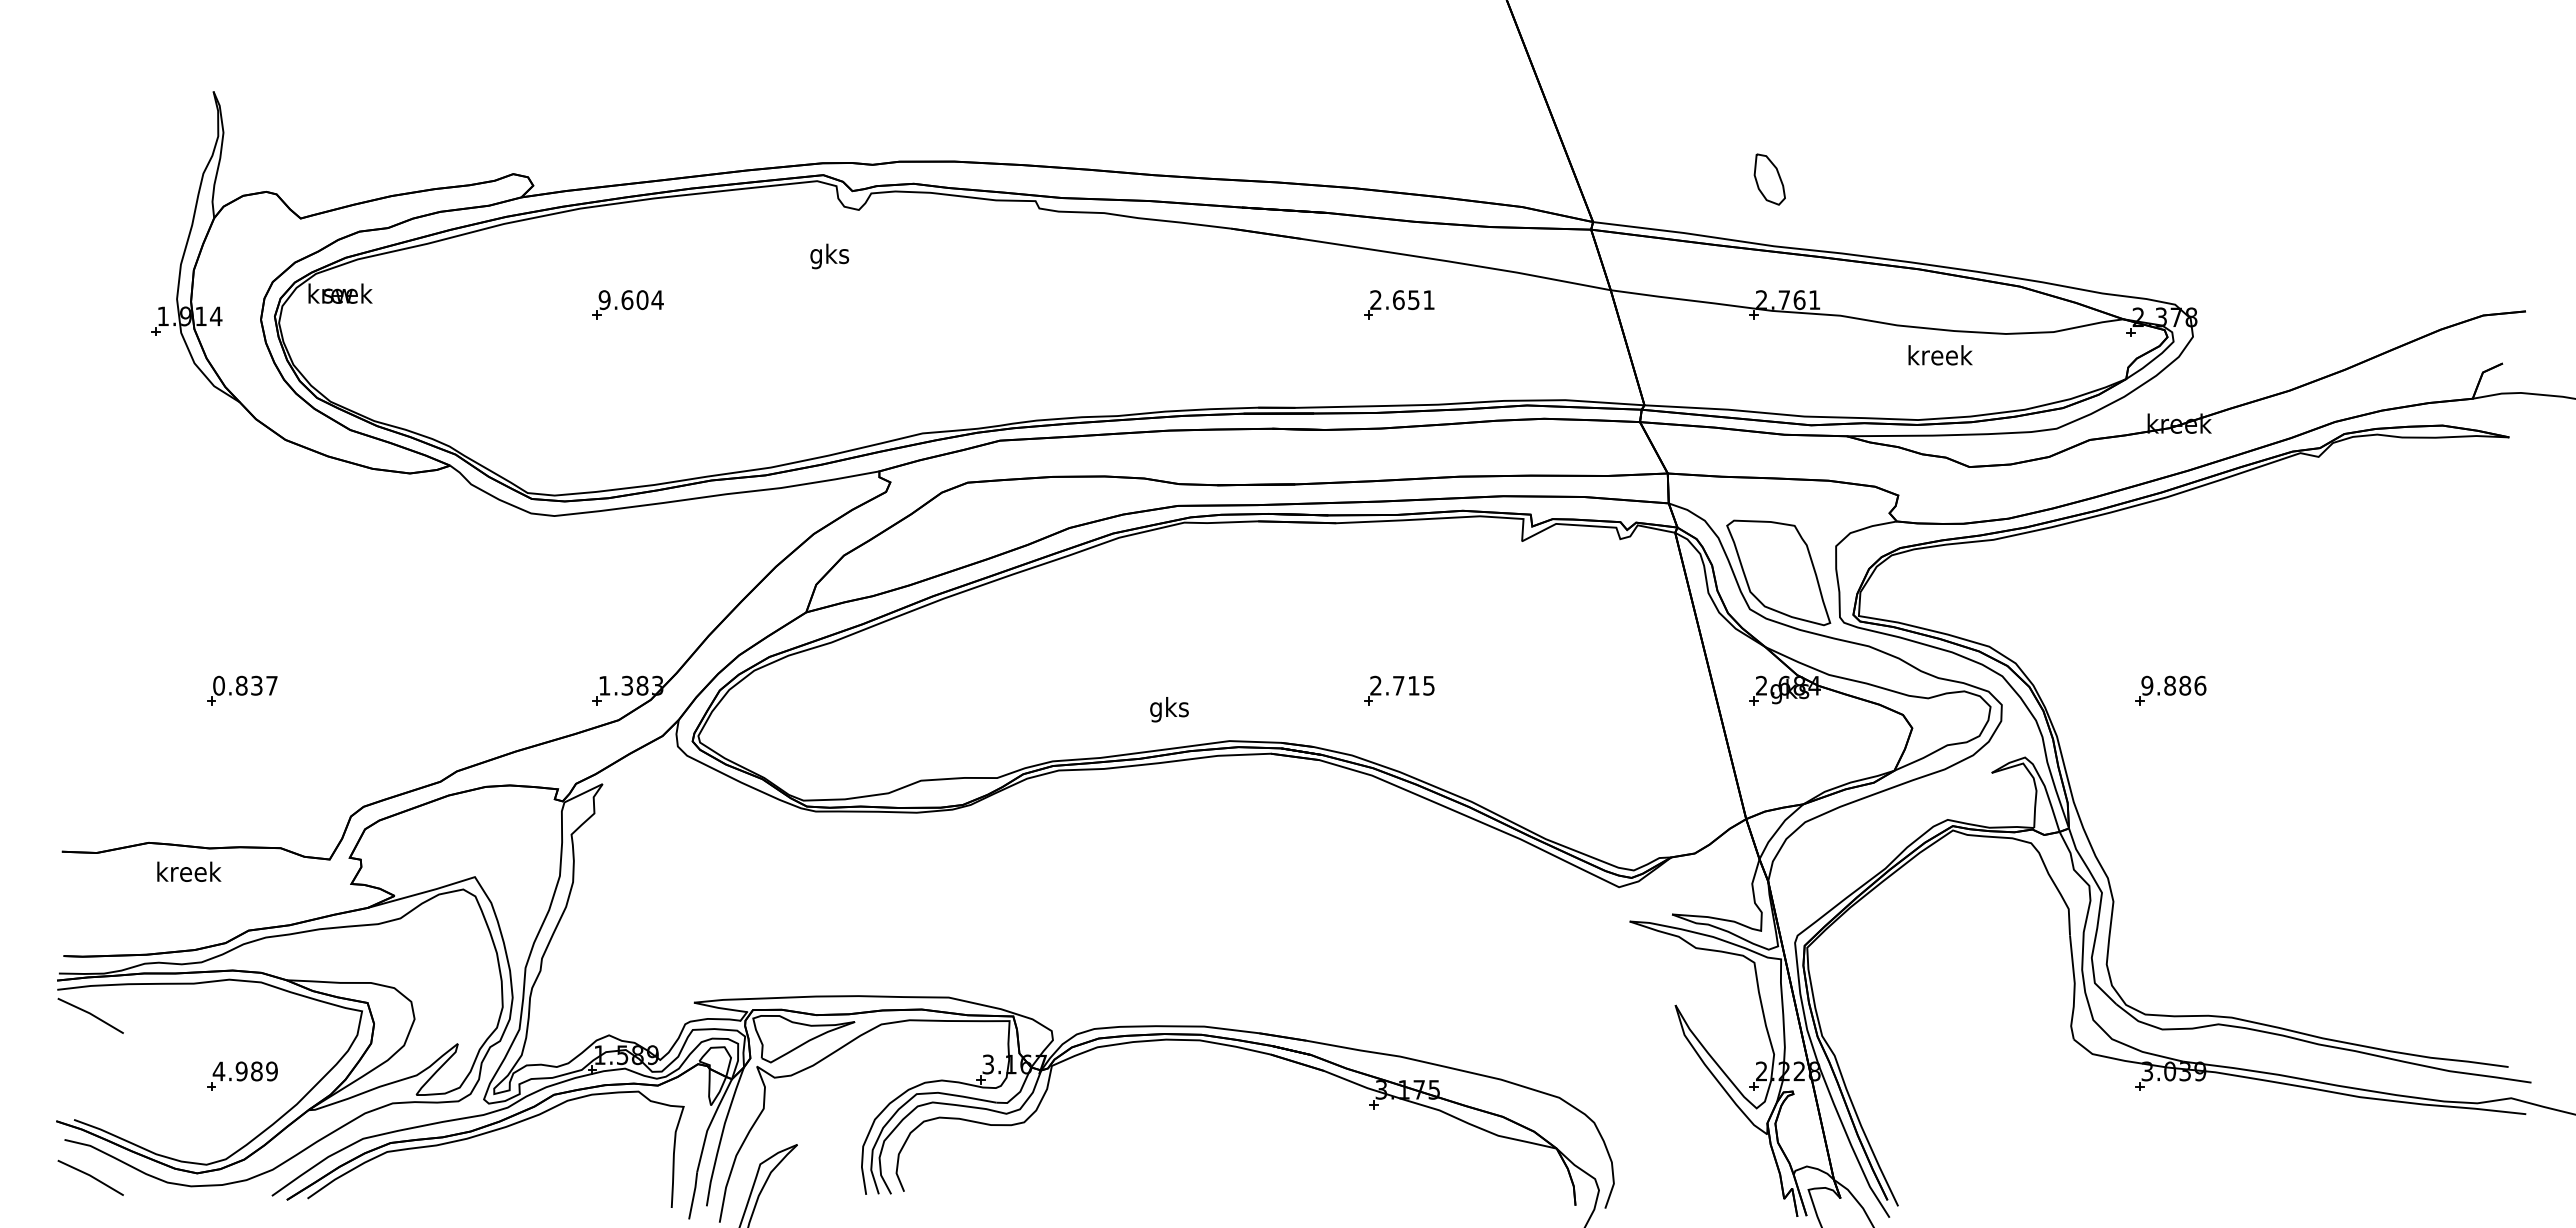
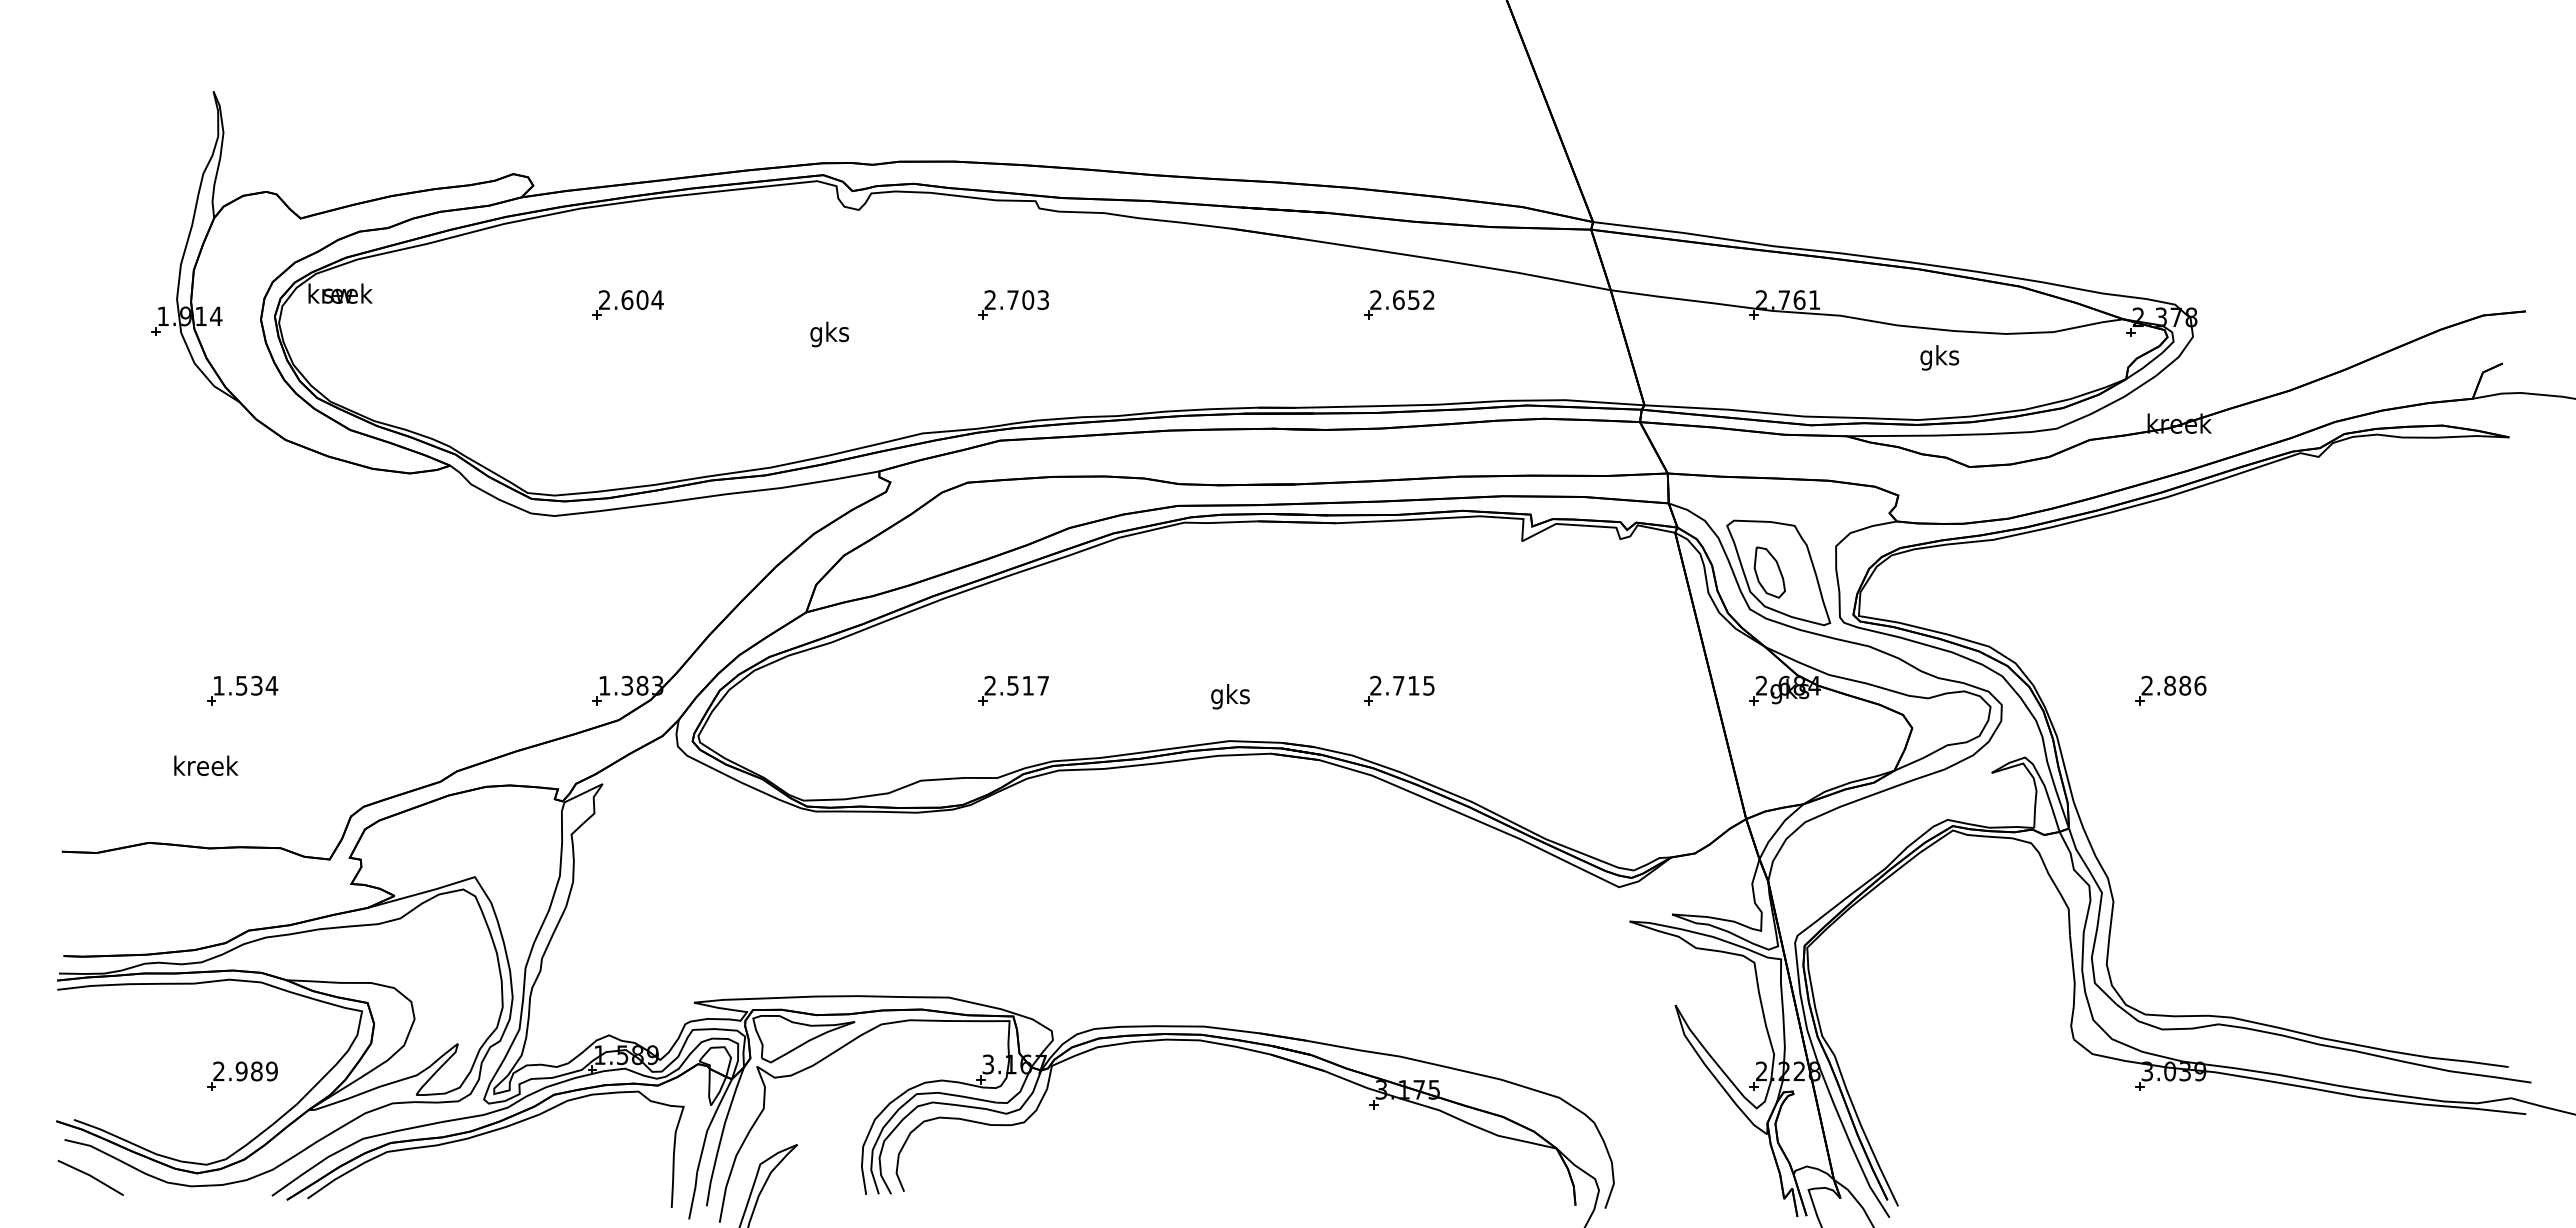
part position: (1769, 179) -> (1769, 572) (1769, 572)
text position: (829, 256) -> (829, 334) (829, 334)
text: 2.651 -> 2.652 (1428, 299)
text: 9.604 -> 2.604 (604, 300)
part: none -> present (1013, 304)
text: kreek -> gks (1940, 357)
text: 0.837 -> 1.534 (245, 685)
text: 9.886 -> 2.886 (2147, 685)
part: none -> present (1013, 690)
text position: (1169, 709) -> (1230, 696) (1230, 696)
text position: (189, 871) -> (206, 765) (206, 765)
line: present -> none (90, 1014)
text: 4.989 -> 2.989 (218, 1071)
